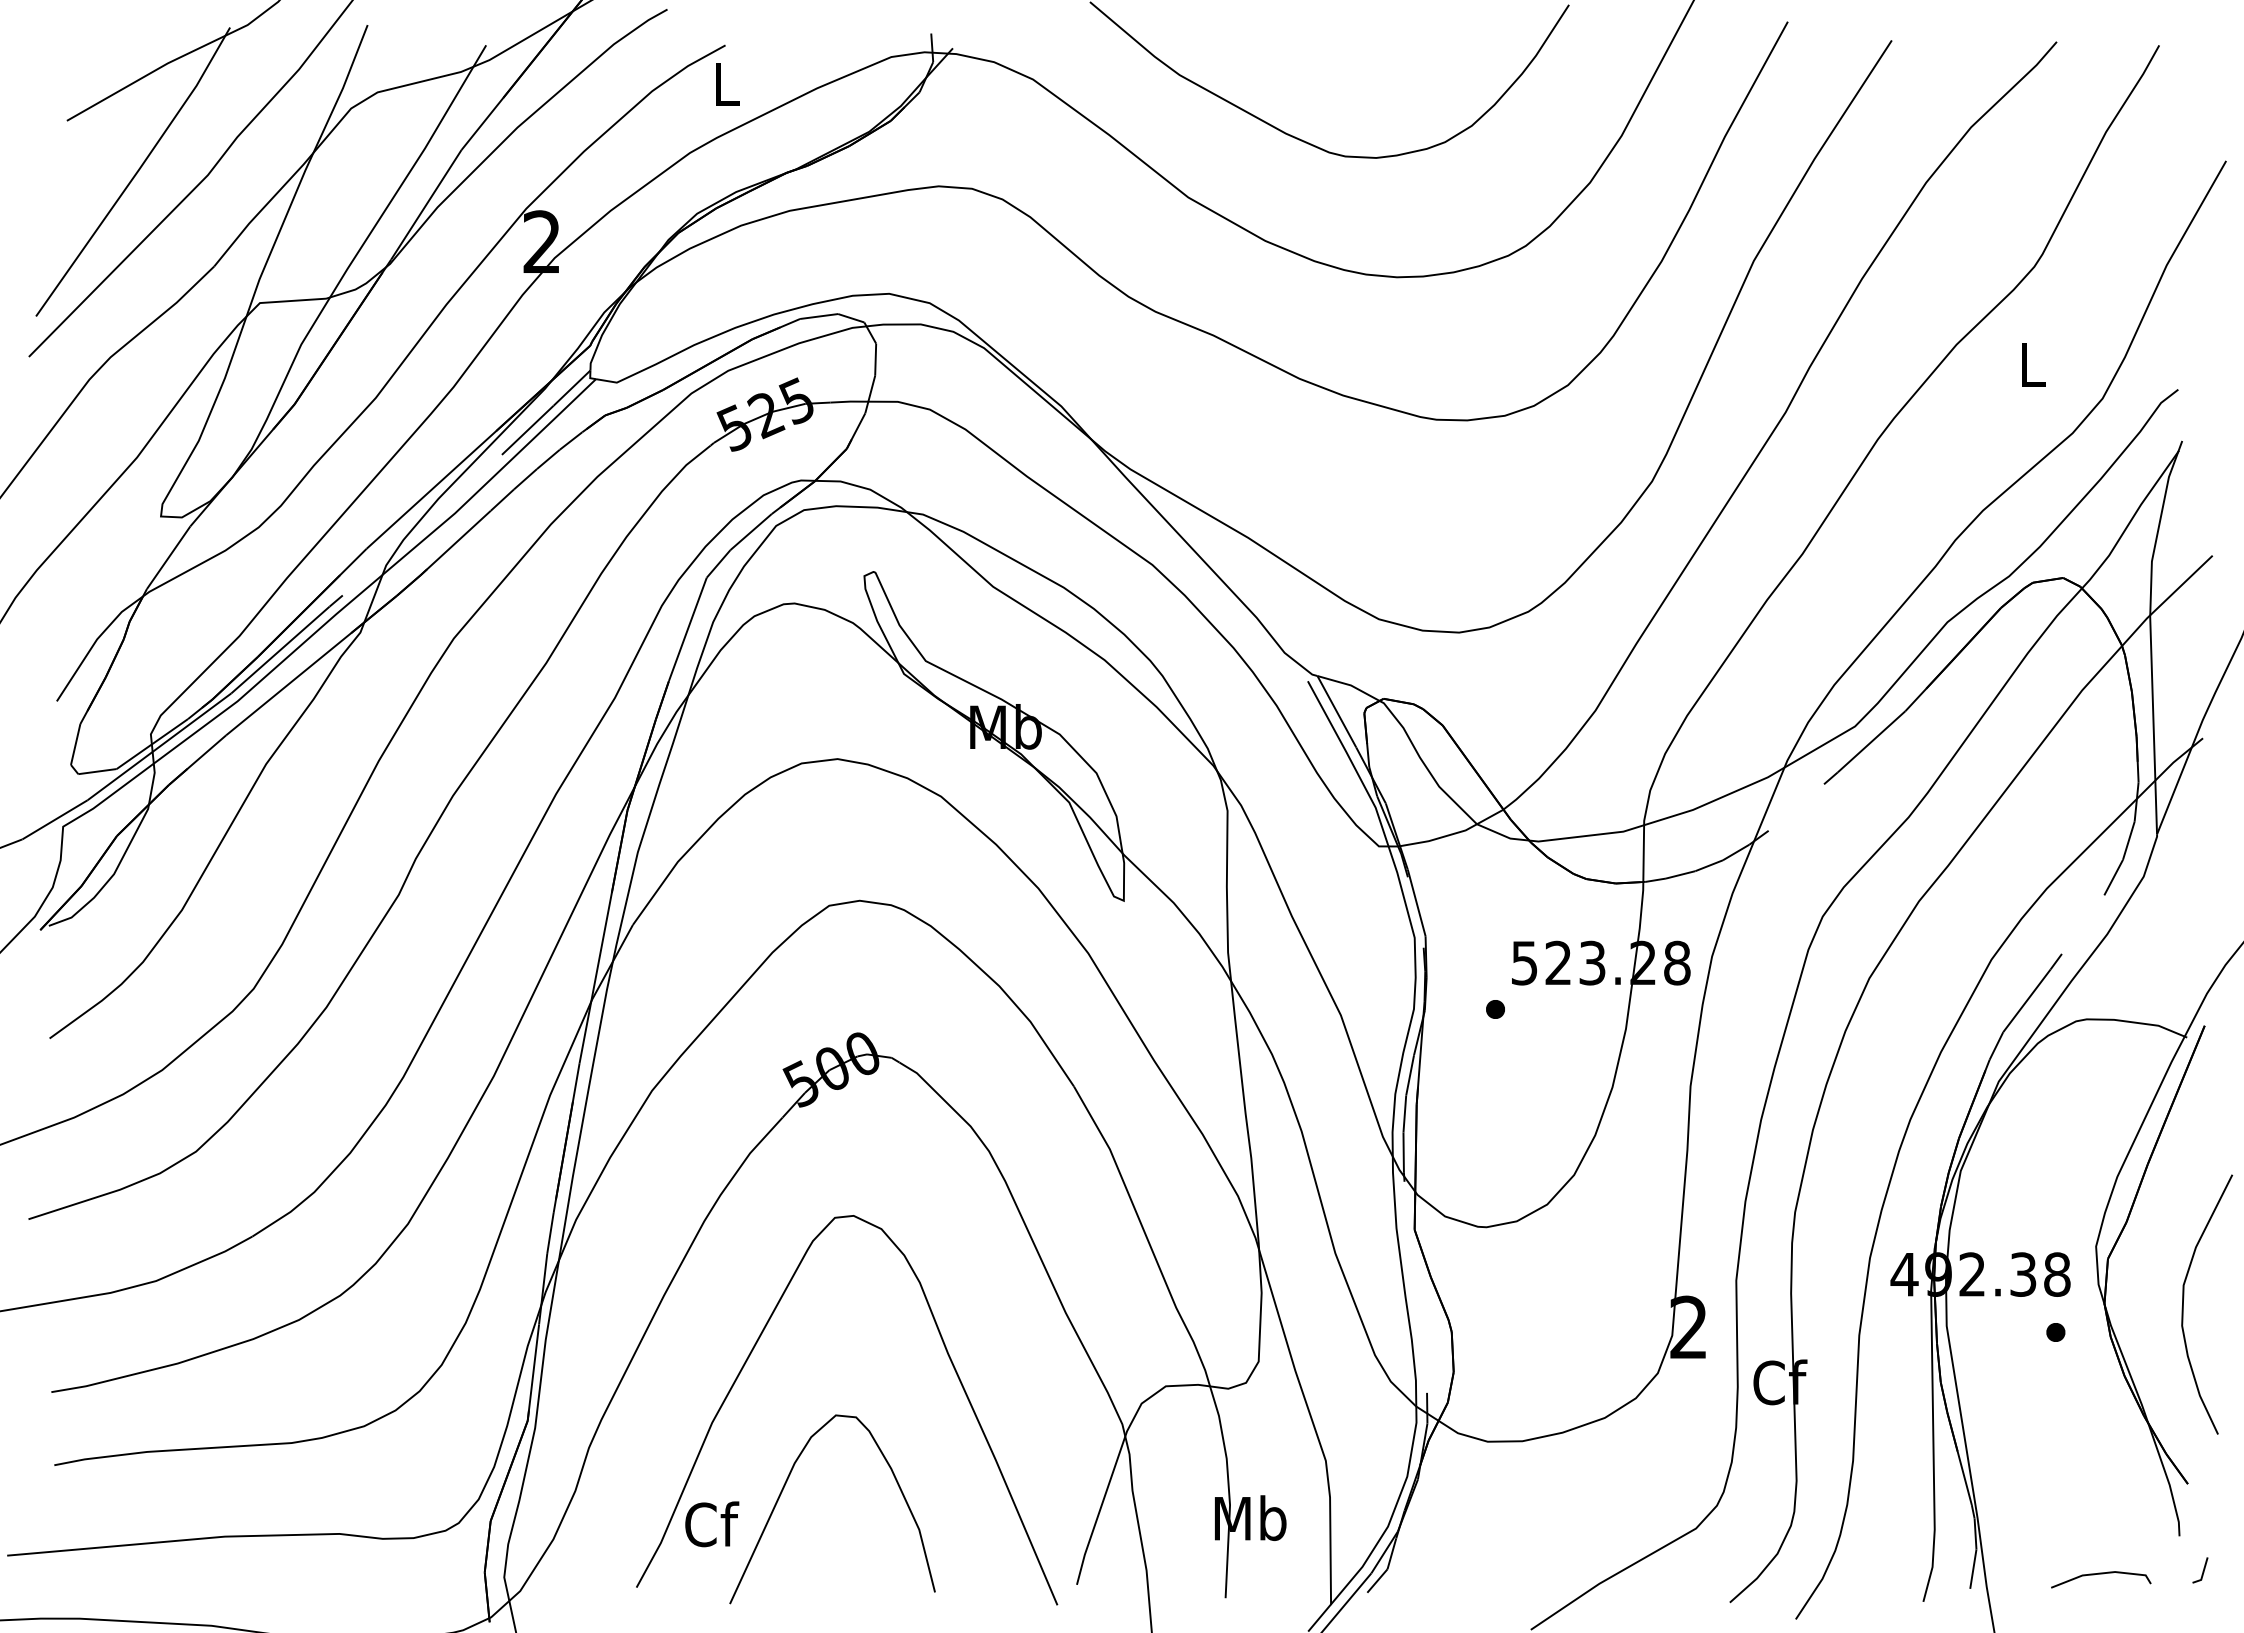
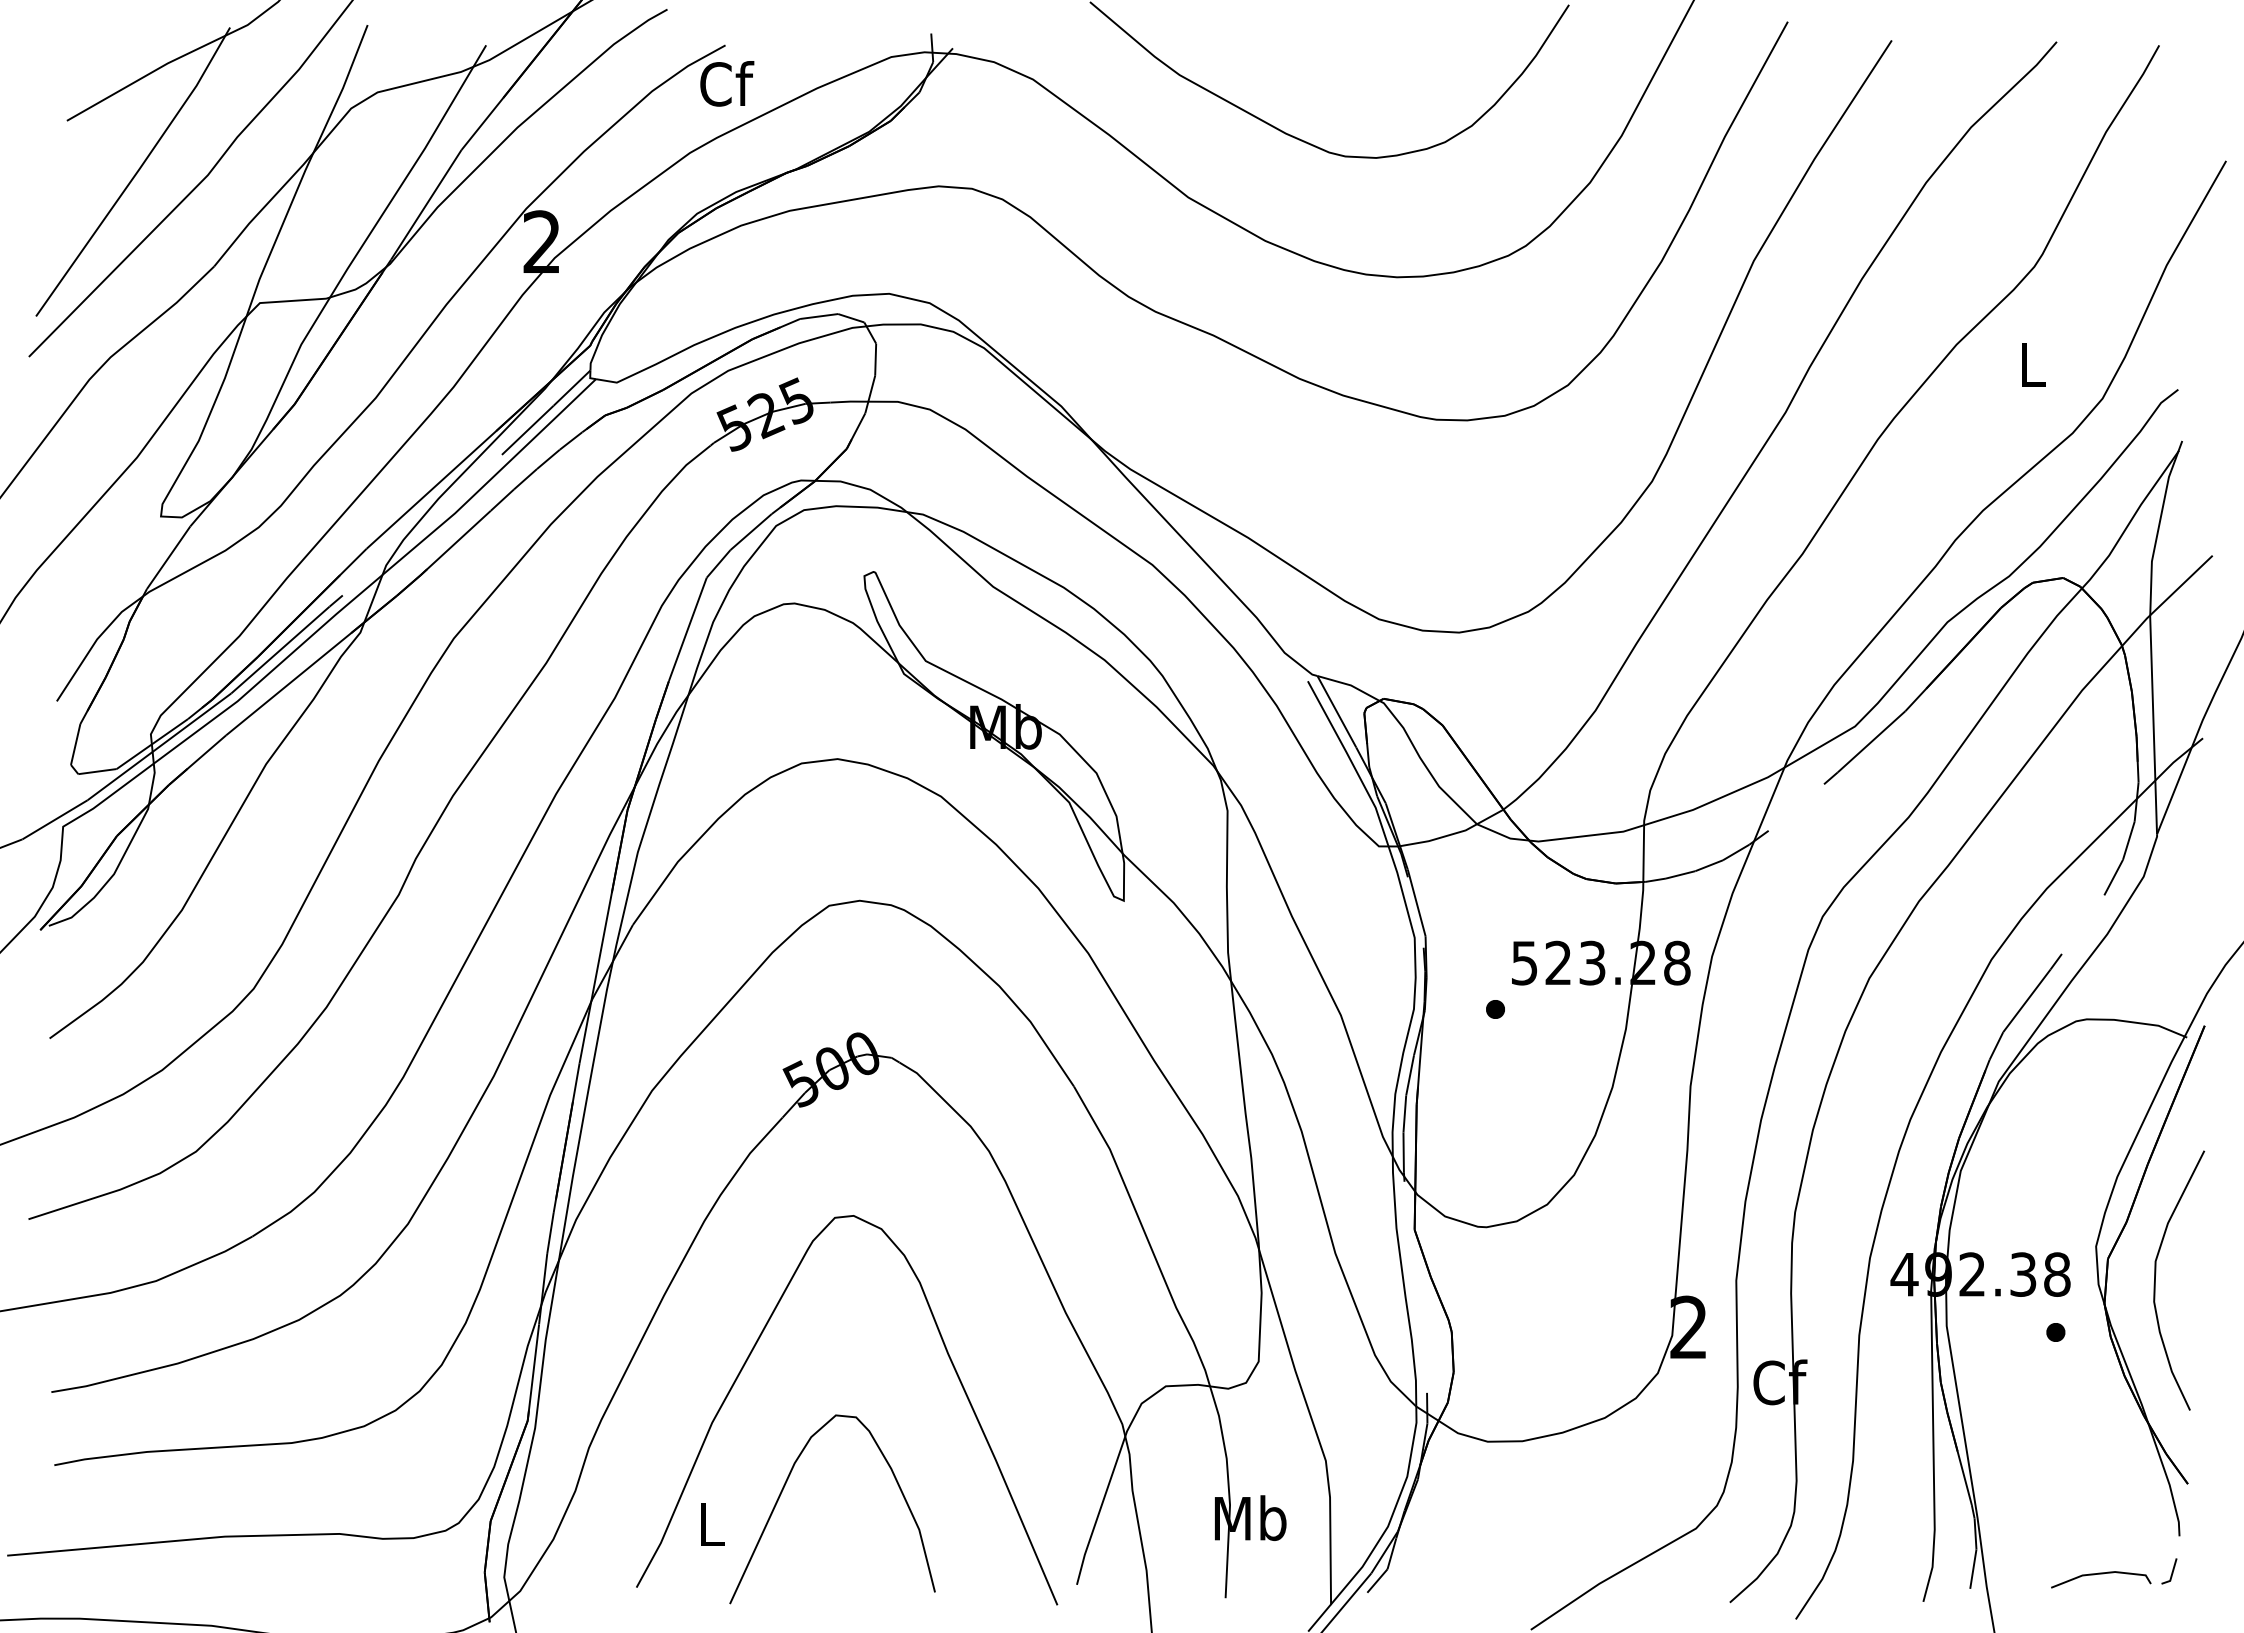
text: L -> Cf (727, 83)
curve position: (2183, 1304) -> (2155, 1280) (2155, 1280)
text: Cf -> L (712, 1524)
line position: (2202, 1571) -> (2171, 1572) (2171, 1572)
